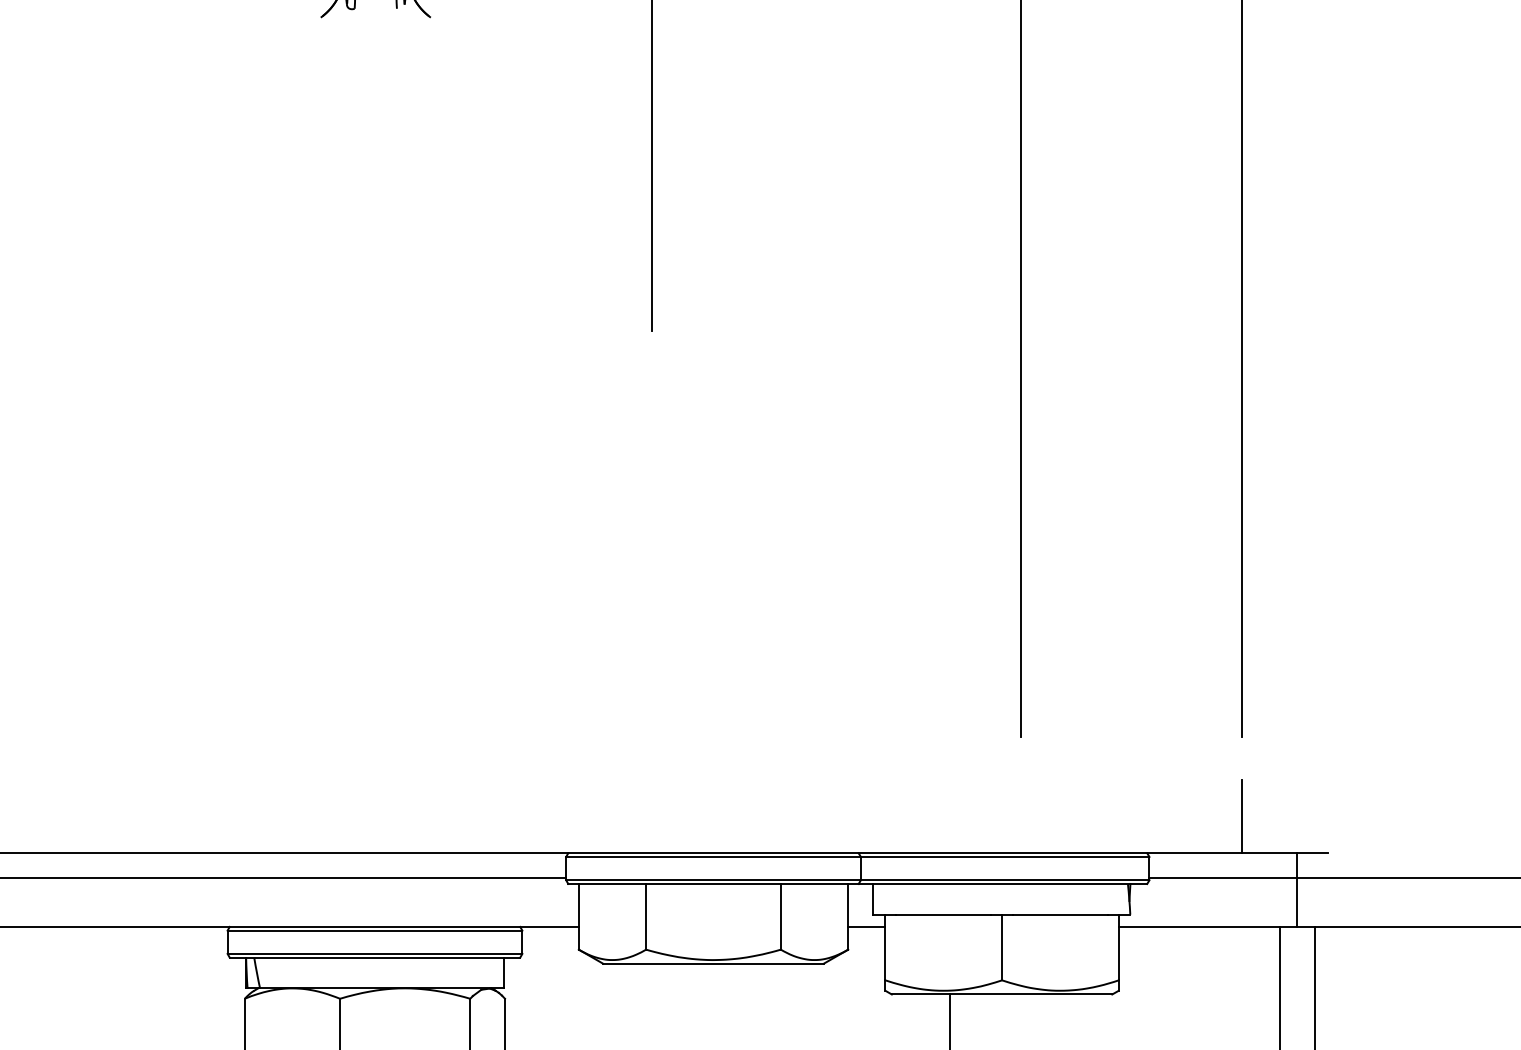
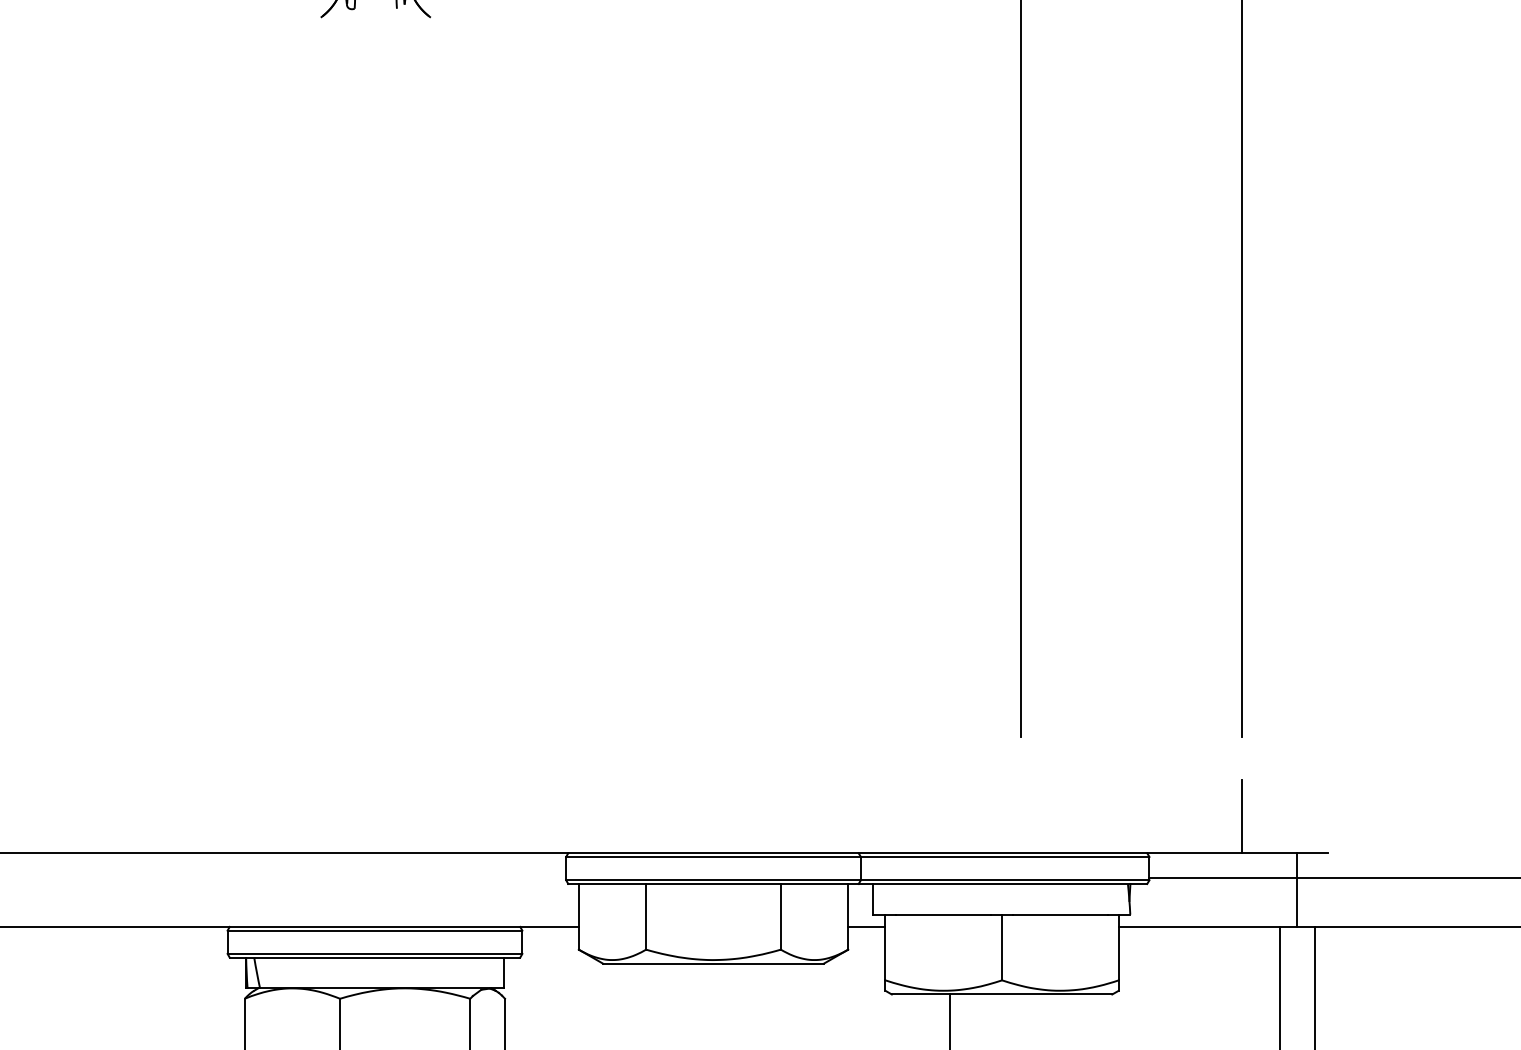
line: present -> none (652, 166)
line: present -> none (284, 877)
